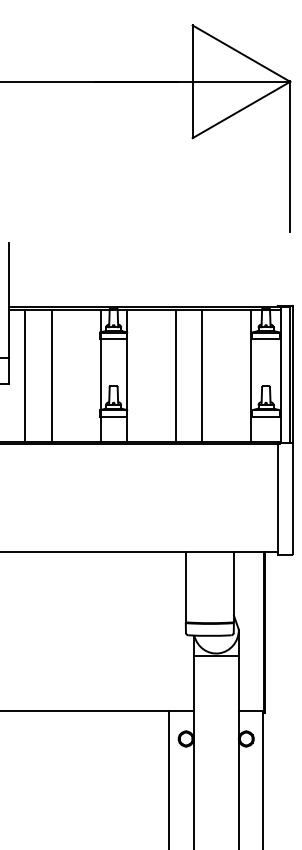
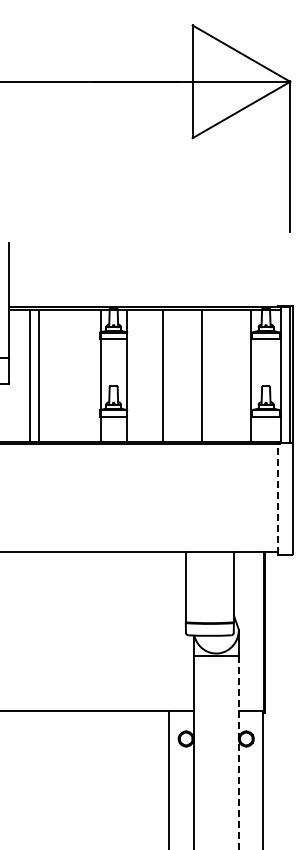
line position: (25, 375) -> (30, 375) (30, 375)
line position: (51, 375) -> (38, 375) (38, 375)
line position: (175, 375) -> (162, 375) (162, 375)
line: solid -> dashed (277, 498)
line: solid -> dashed (238, 752)
